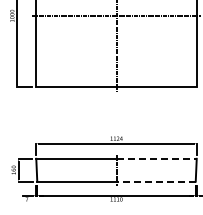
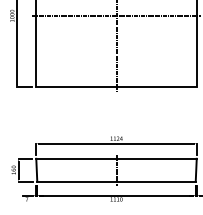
line: dashed -> solid (157, 158)
line: dashed -> solid (156, 181)
